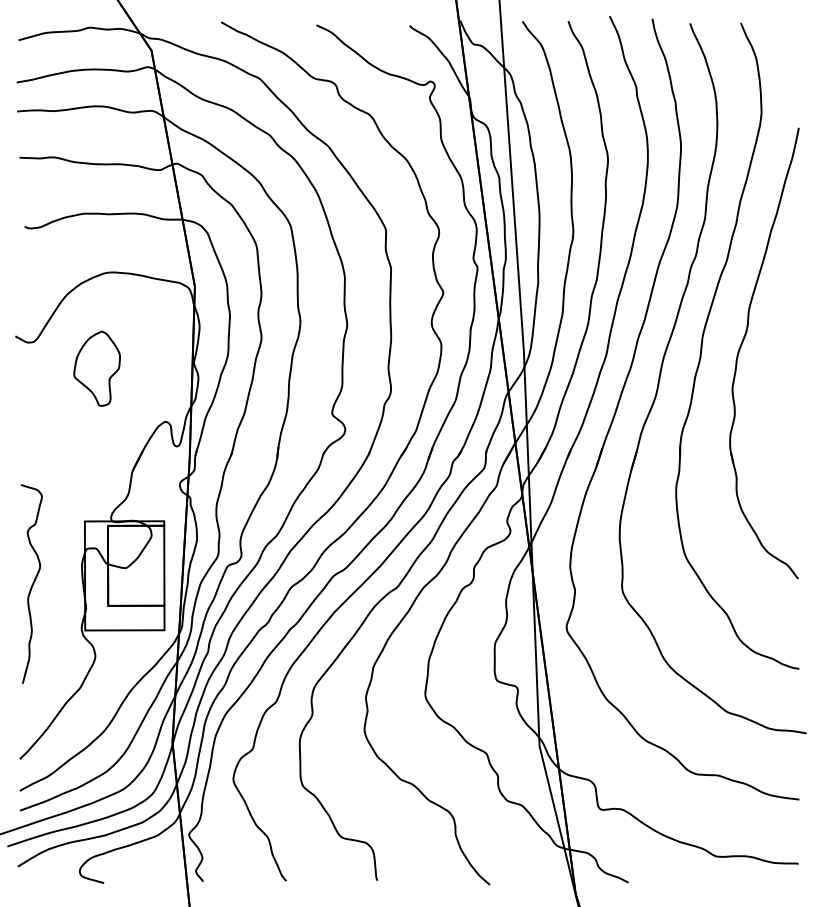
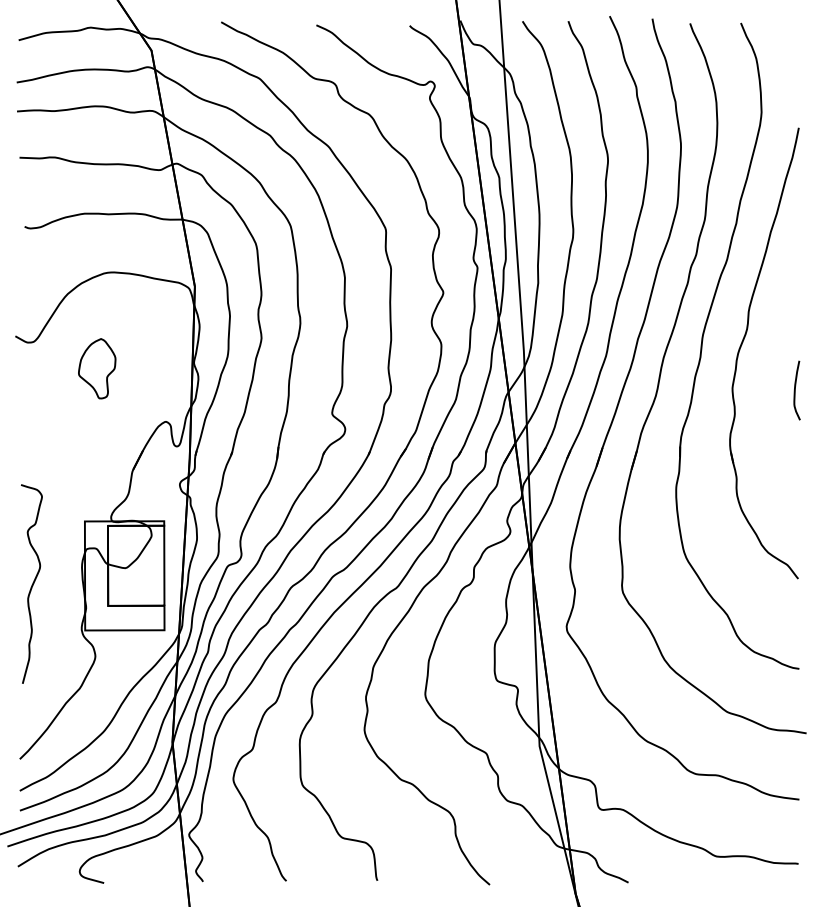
part size: 48x77 px -> 39x62 px (97, 368)
curve: none -> present (795, 390)
